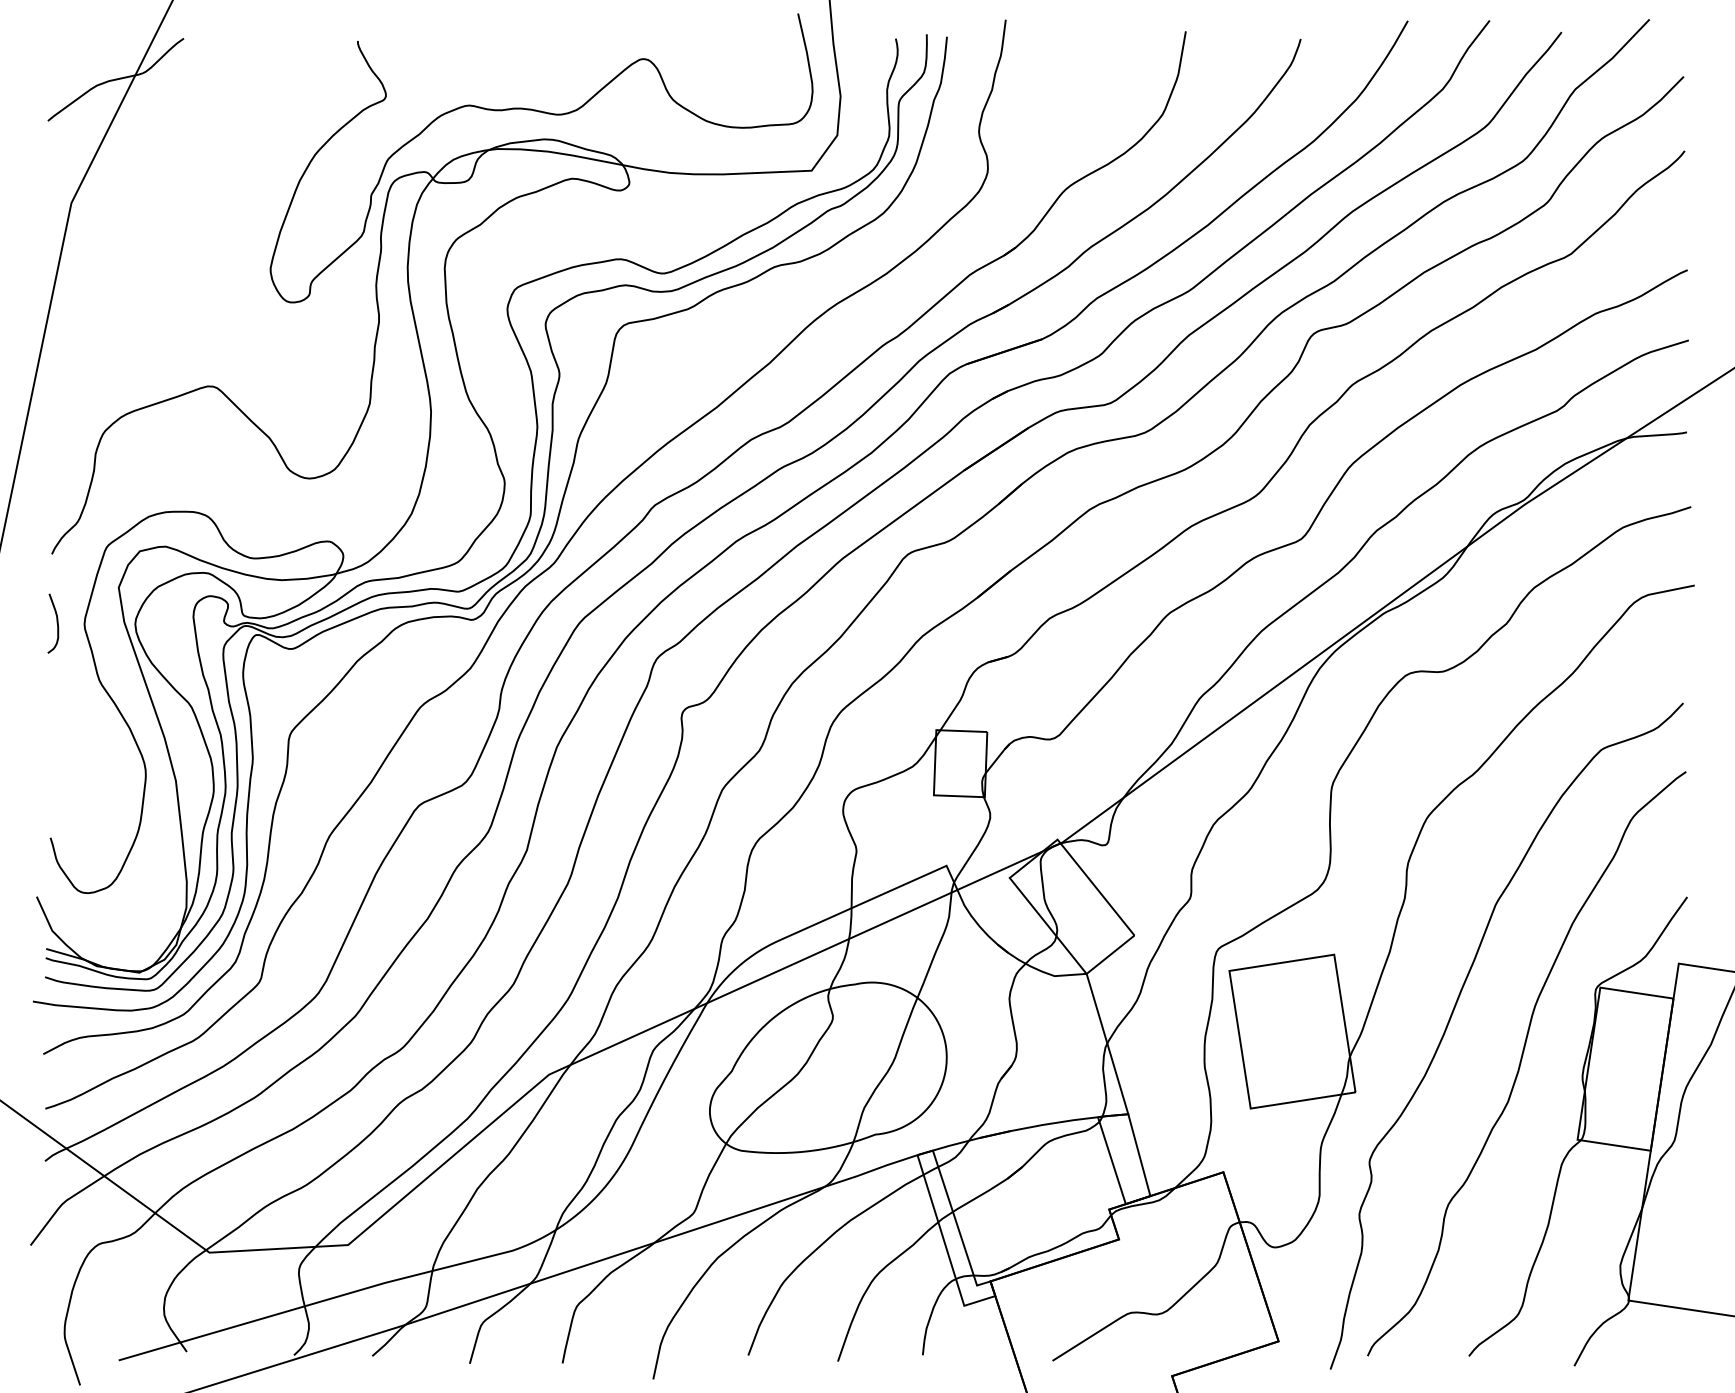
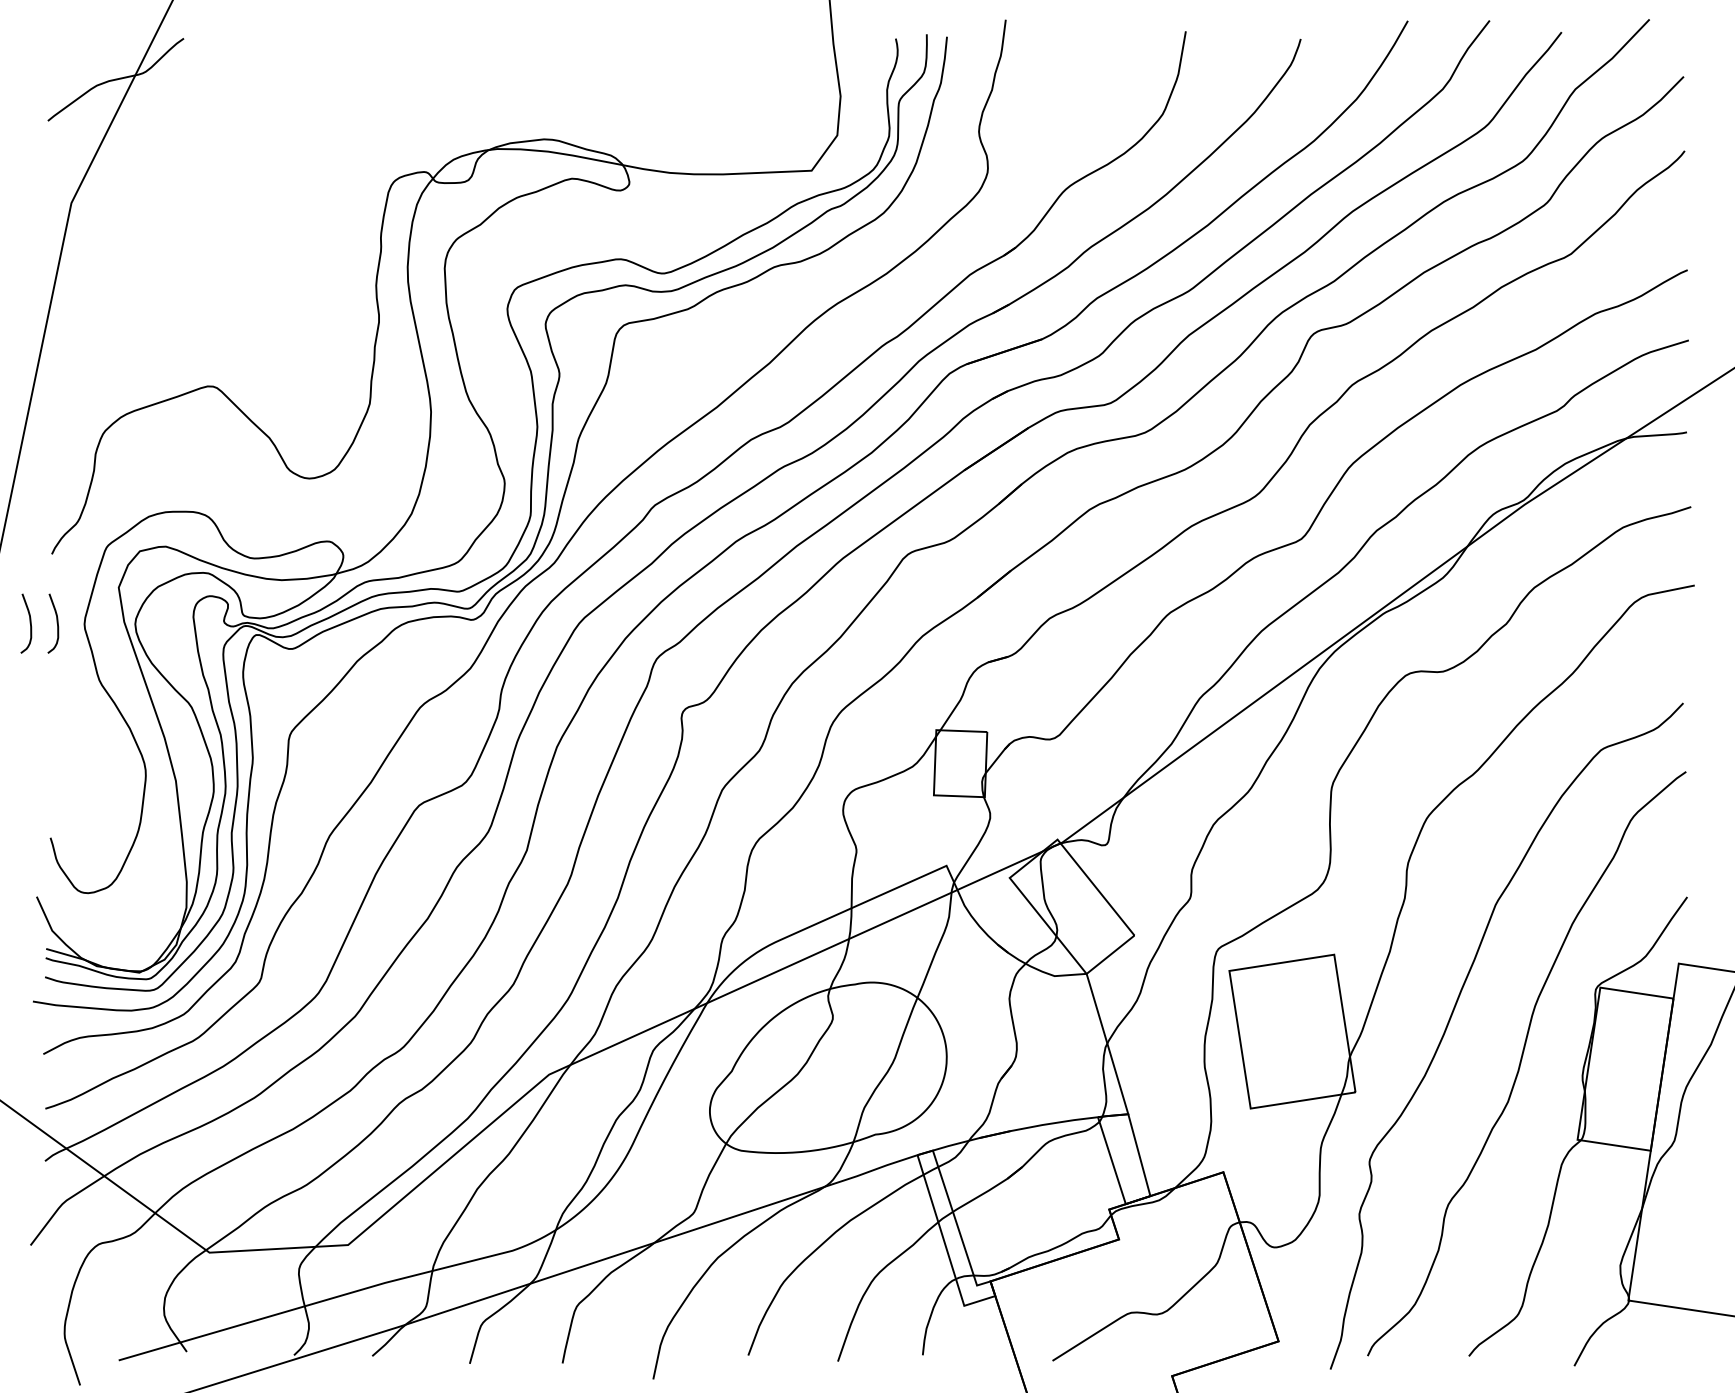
curve: present -> none (548, 114)
curve: none -> present (29, 623)
